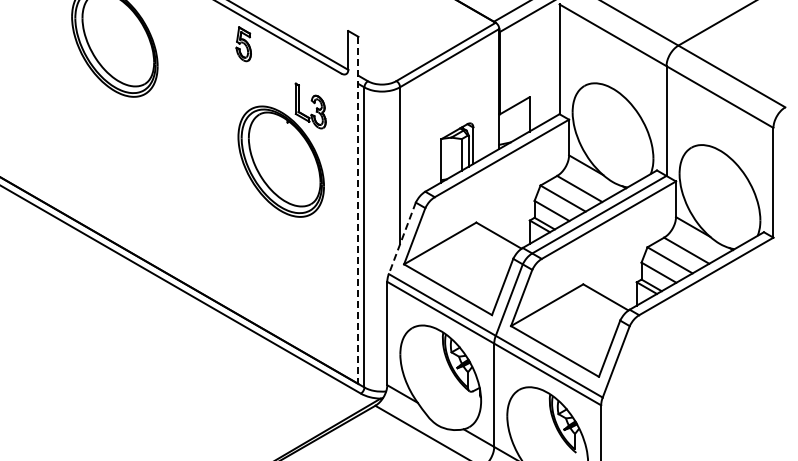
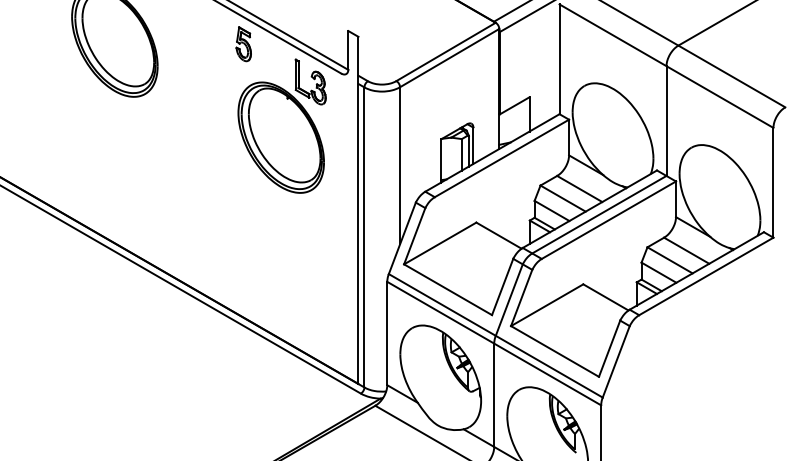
part position: (281, 149) -> (281, 125) (281, 125)
line: dashed -> solid (358, 210)
line: dashed -> solid (402, 238)
